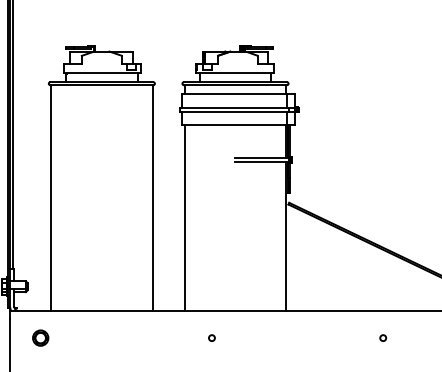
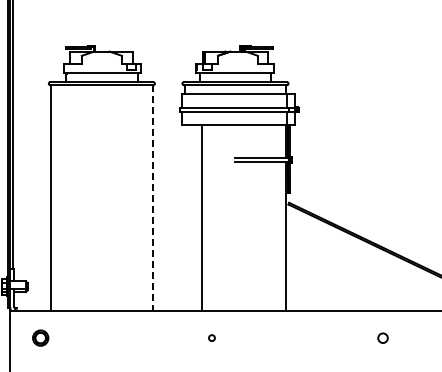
line: solid -> dashed (152, 198)
line position: (184, 217) -> (201, 217) (201, 217)
circle size: 9x8 px -> 12x12 px (382, 337)
